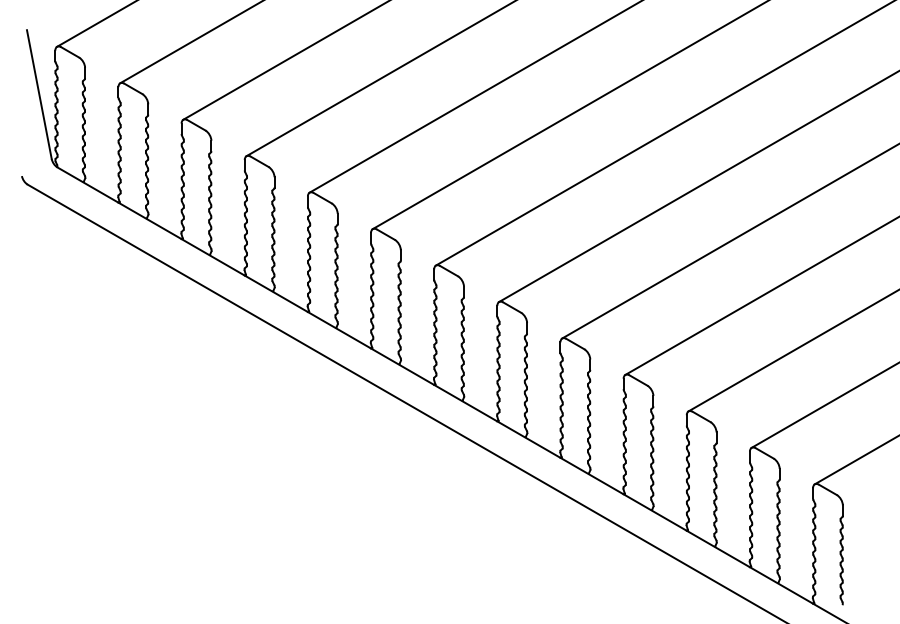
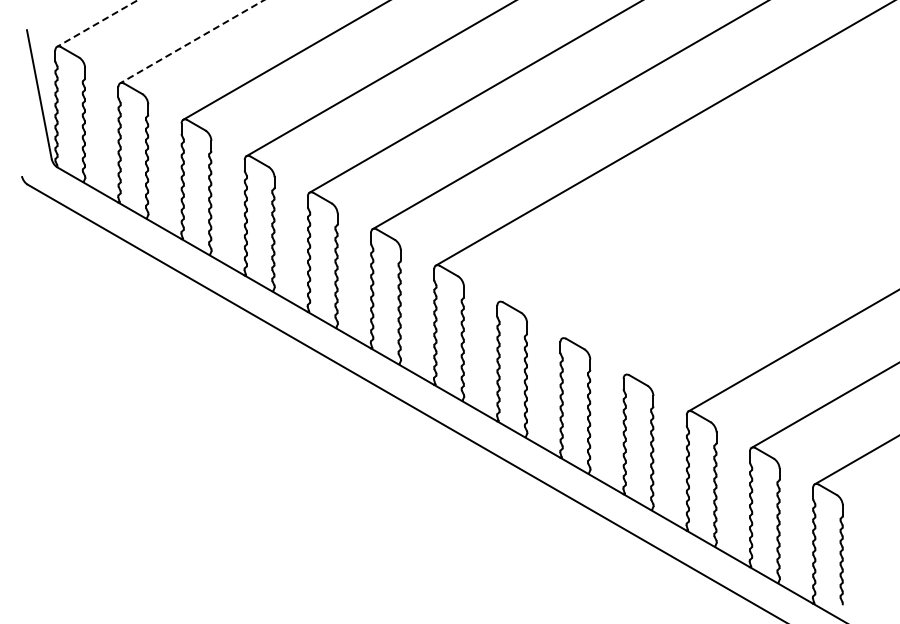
line: solid -> dashed (96, 23)
line: solid -> dashed (192, 41)
line: present -> none (697, 187)
line: present -> none (729, 241)
line: present -> none (760, 296)
